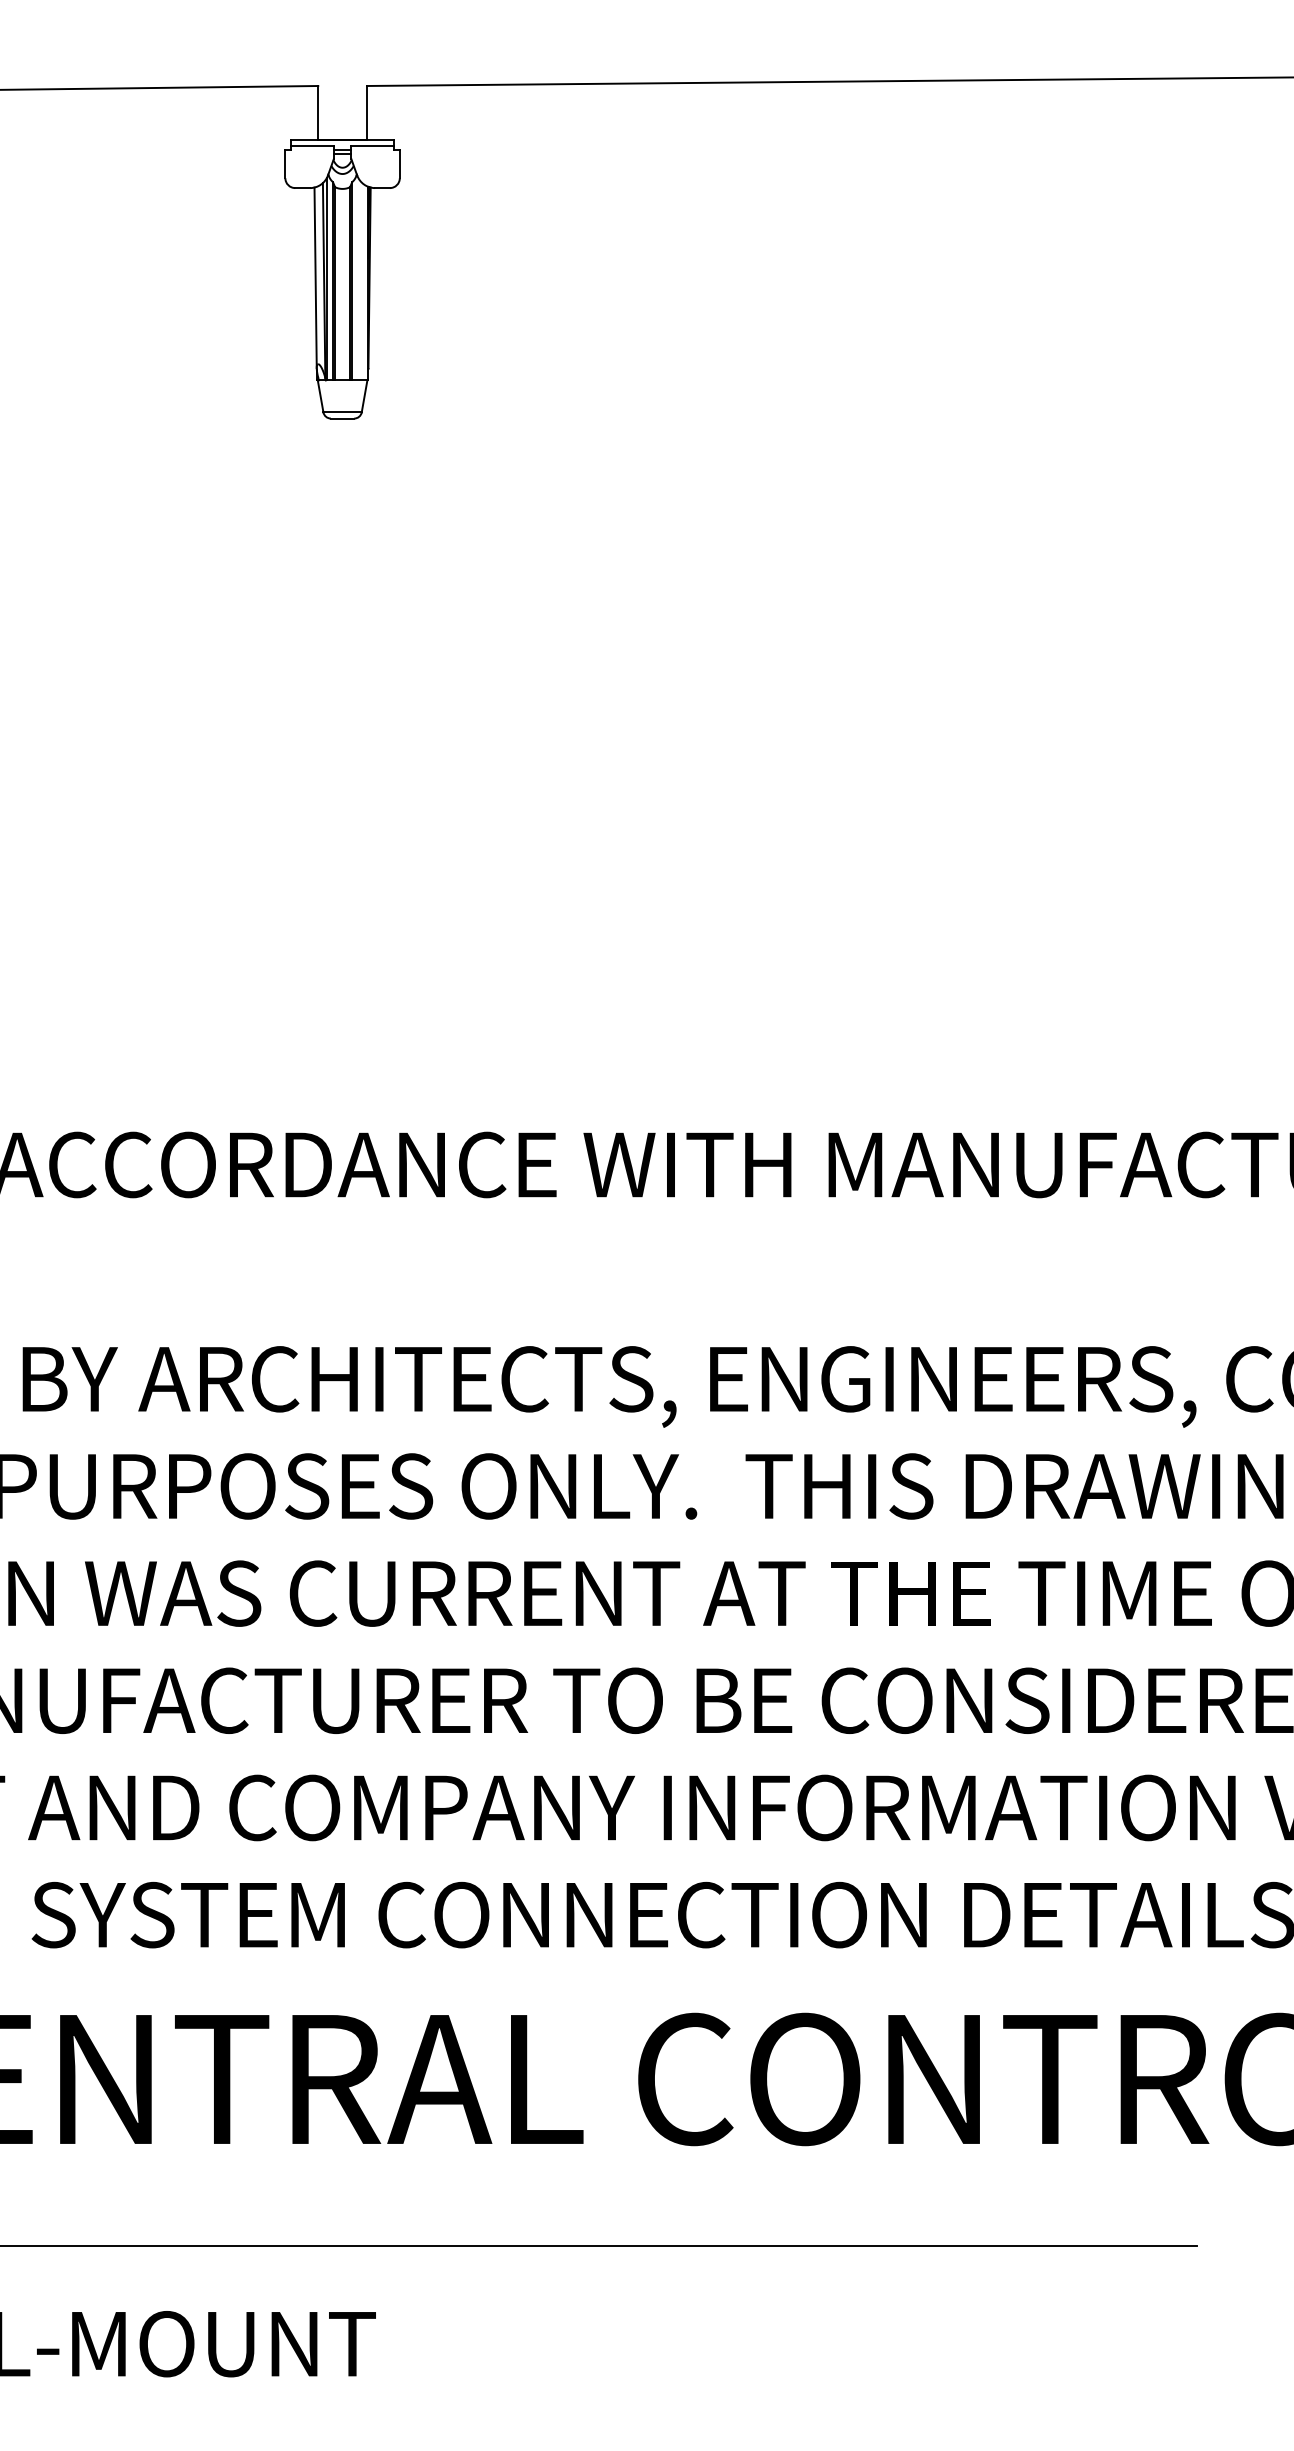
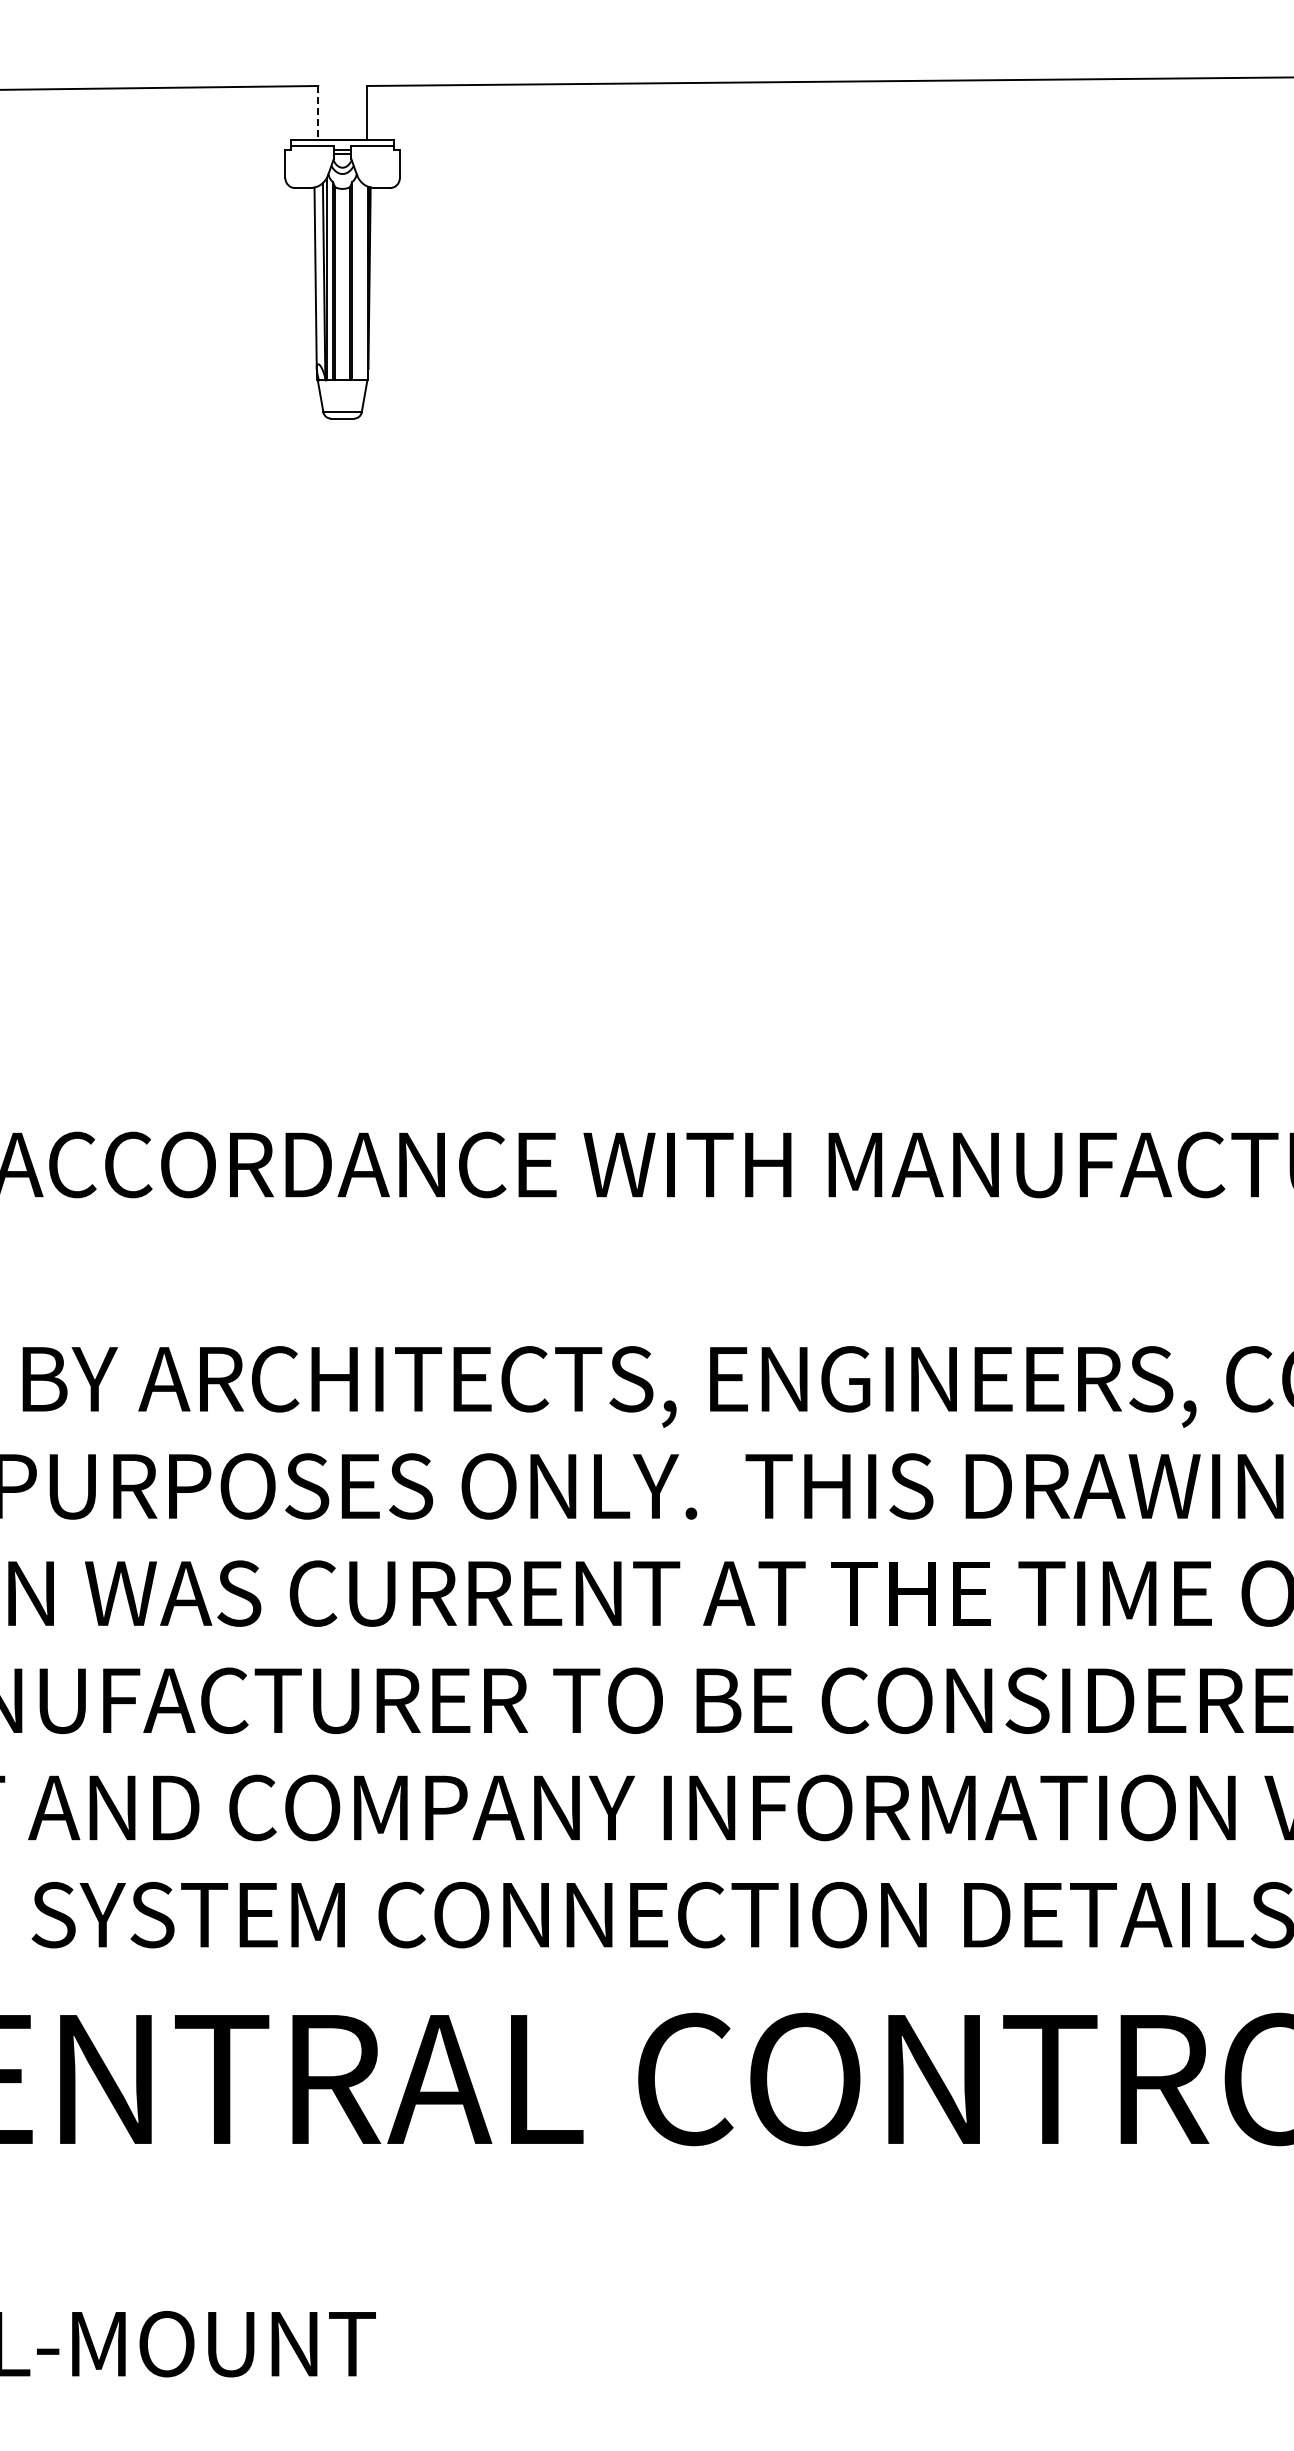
line: solid -> dashed (318, 113)
line: present -> none (599, 2245)
